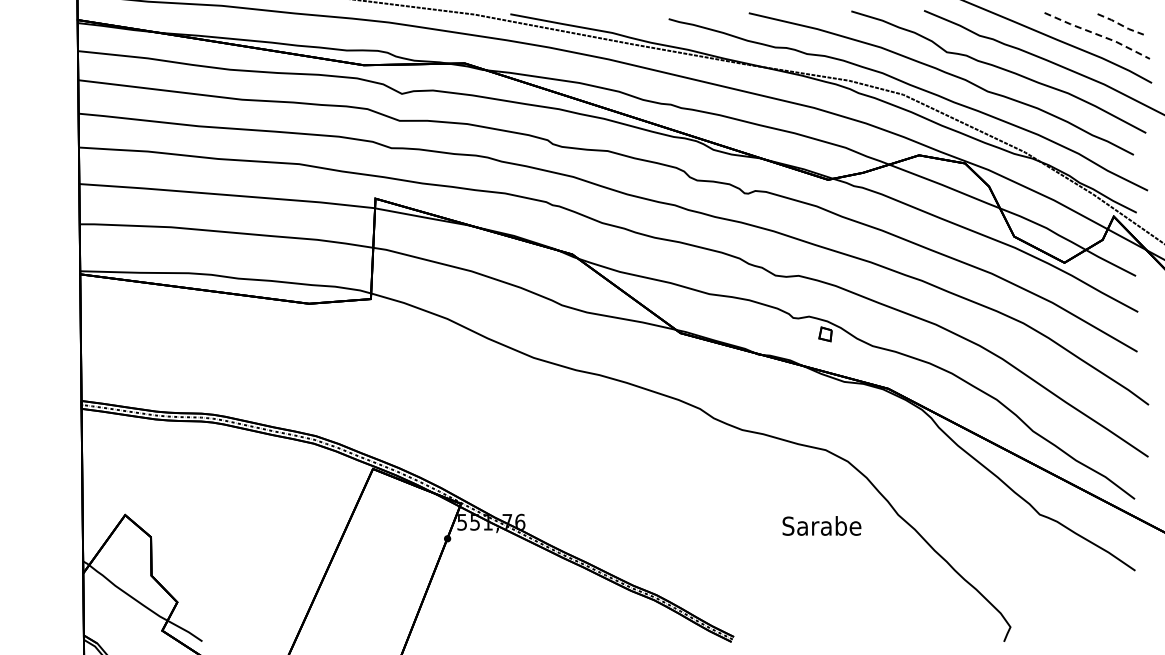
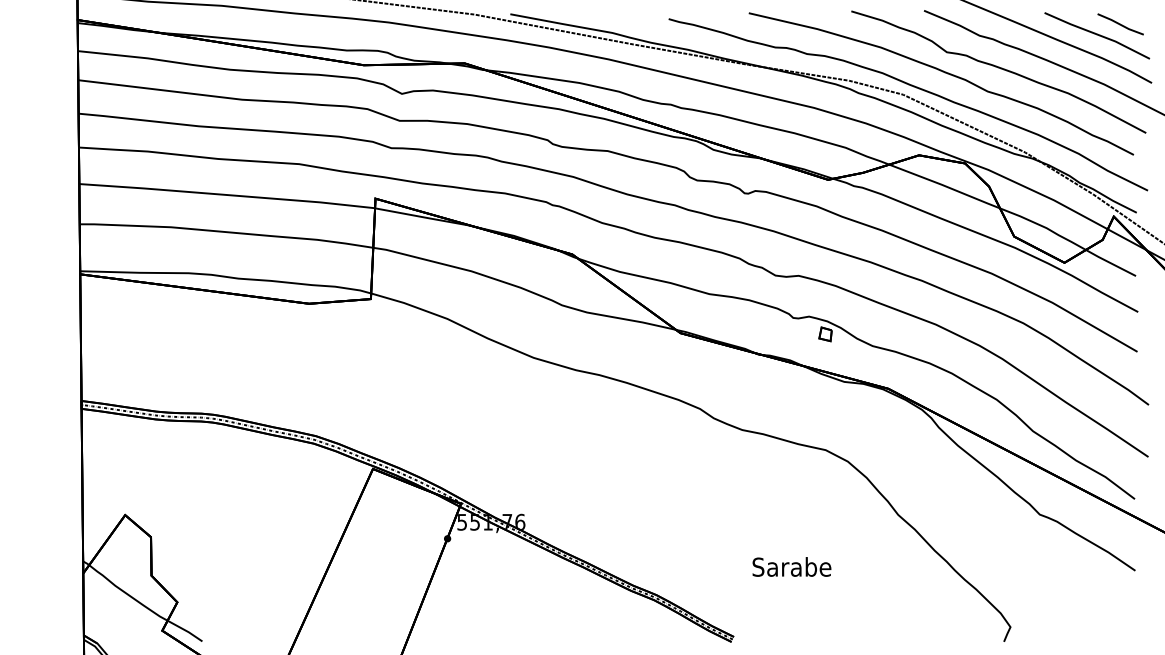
line: dashed -> solid (1120, 24)
line: dashed -> solid (1098, 34)
text position: (821, 525) -> (791, 566) (791, 566)
